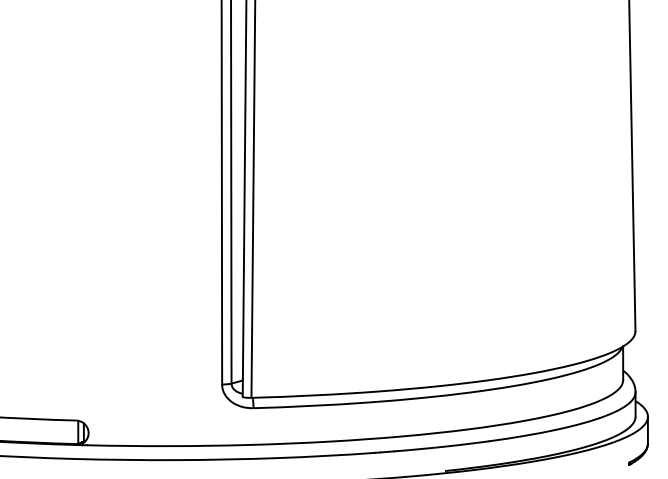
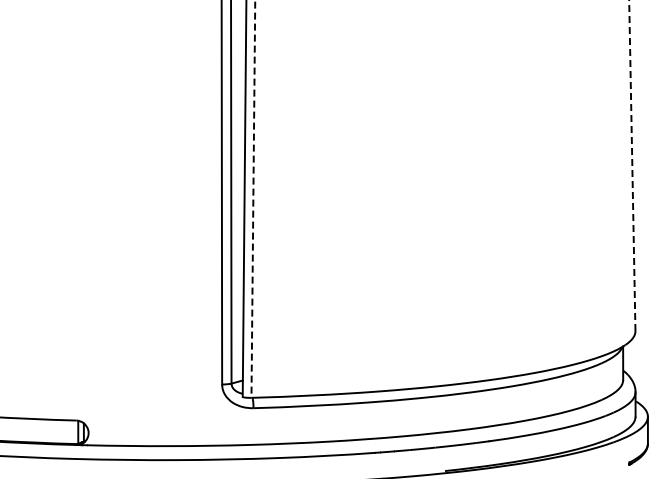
line: solid -> dashed (632, 165)
line: solid -> dashed (253, 199)
